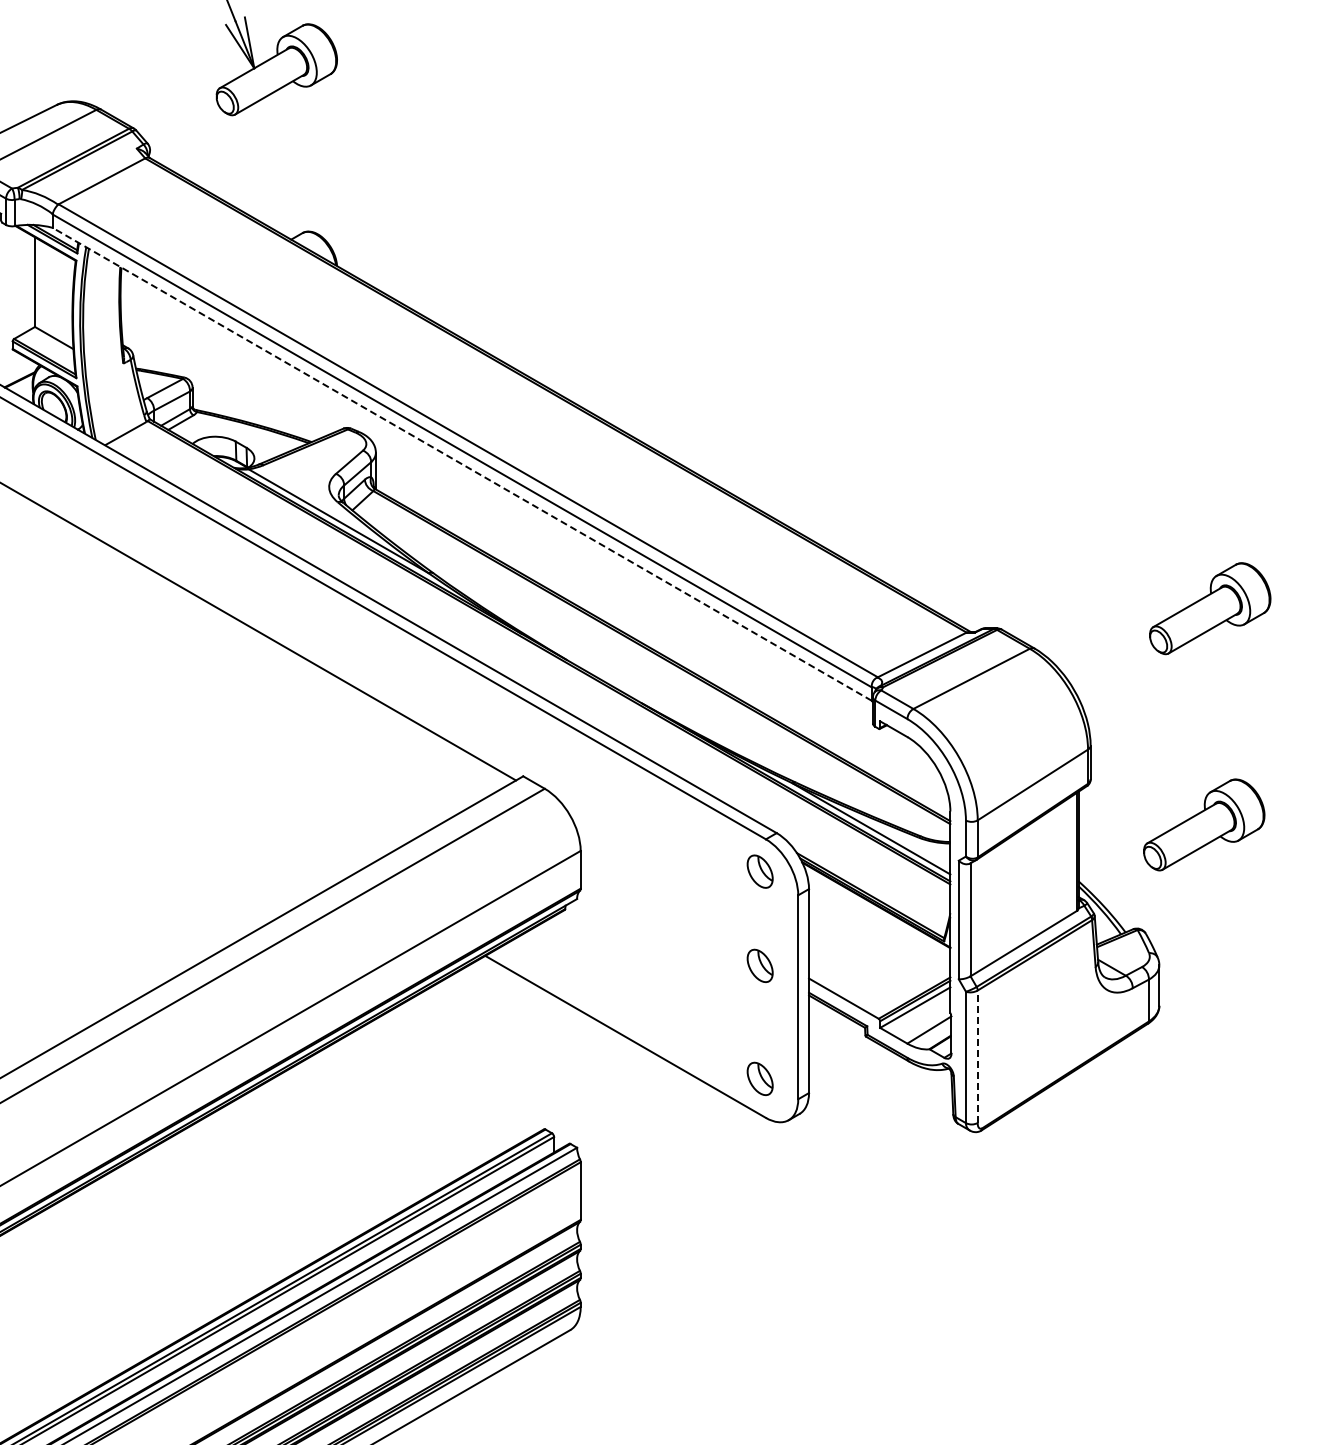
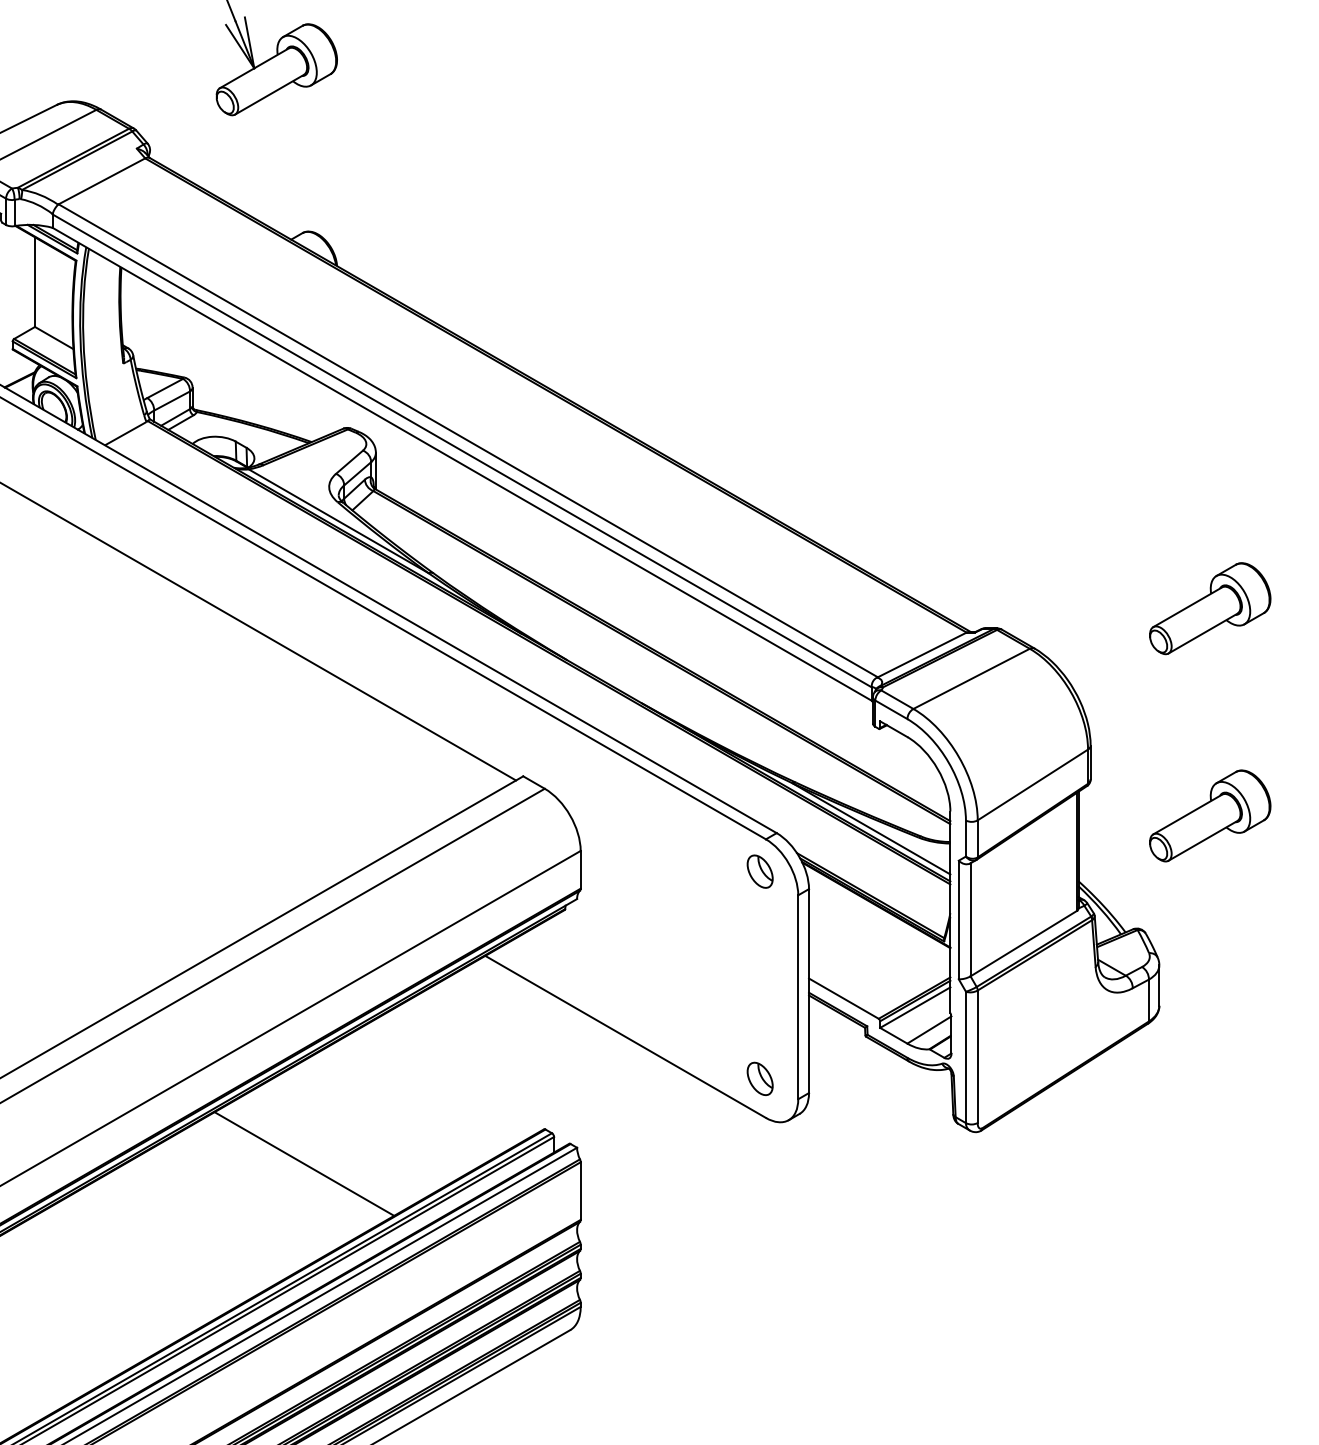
line: dashed -> solid (462, 464)
part position: (1204, 824) -> (1210, 815) (1210, 815)
part: present -> none (759, 965)
line: dashed -> solid (977, 1056)
line: none -> present (304, 1163)
